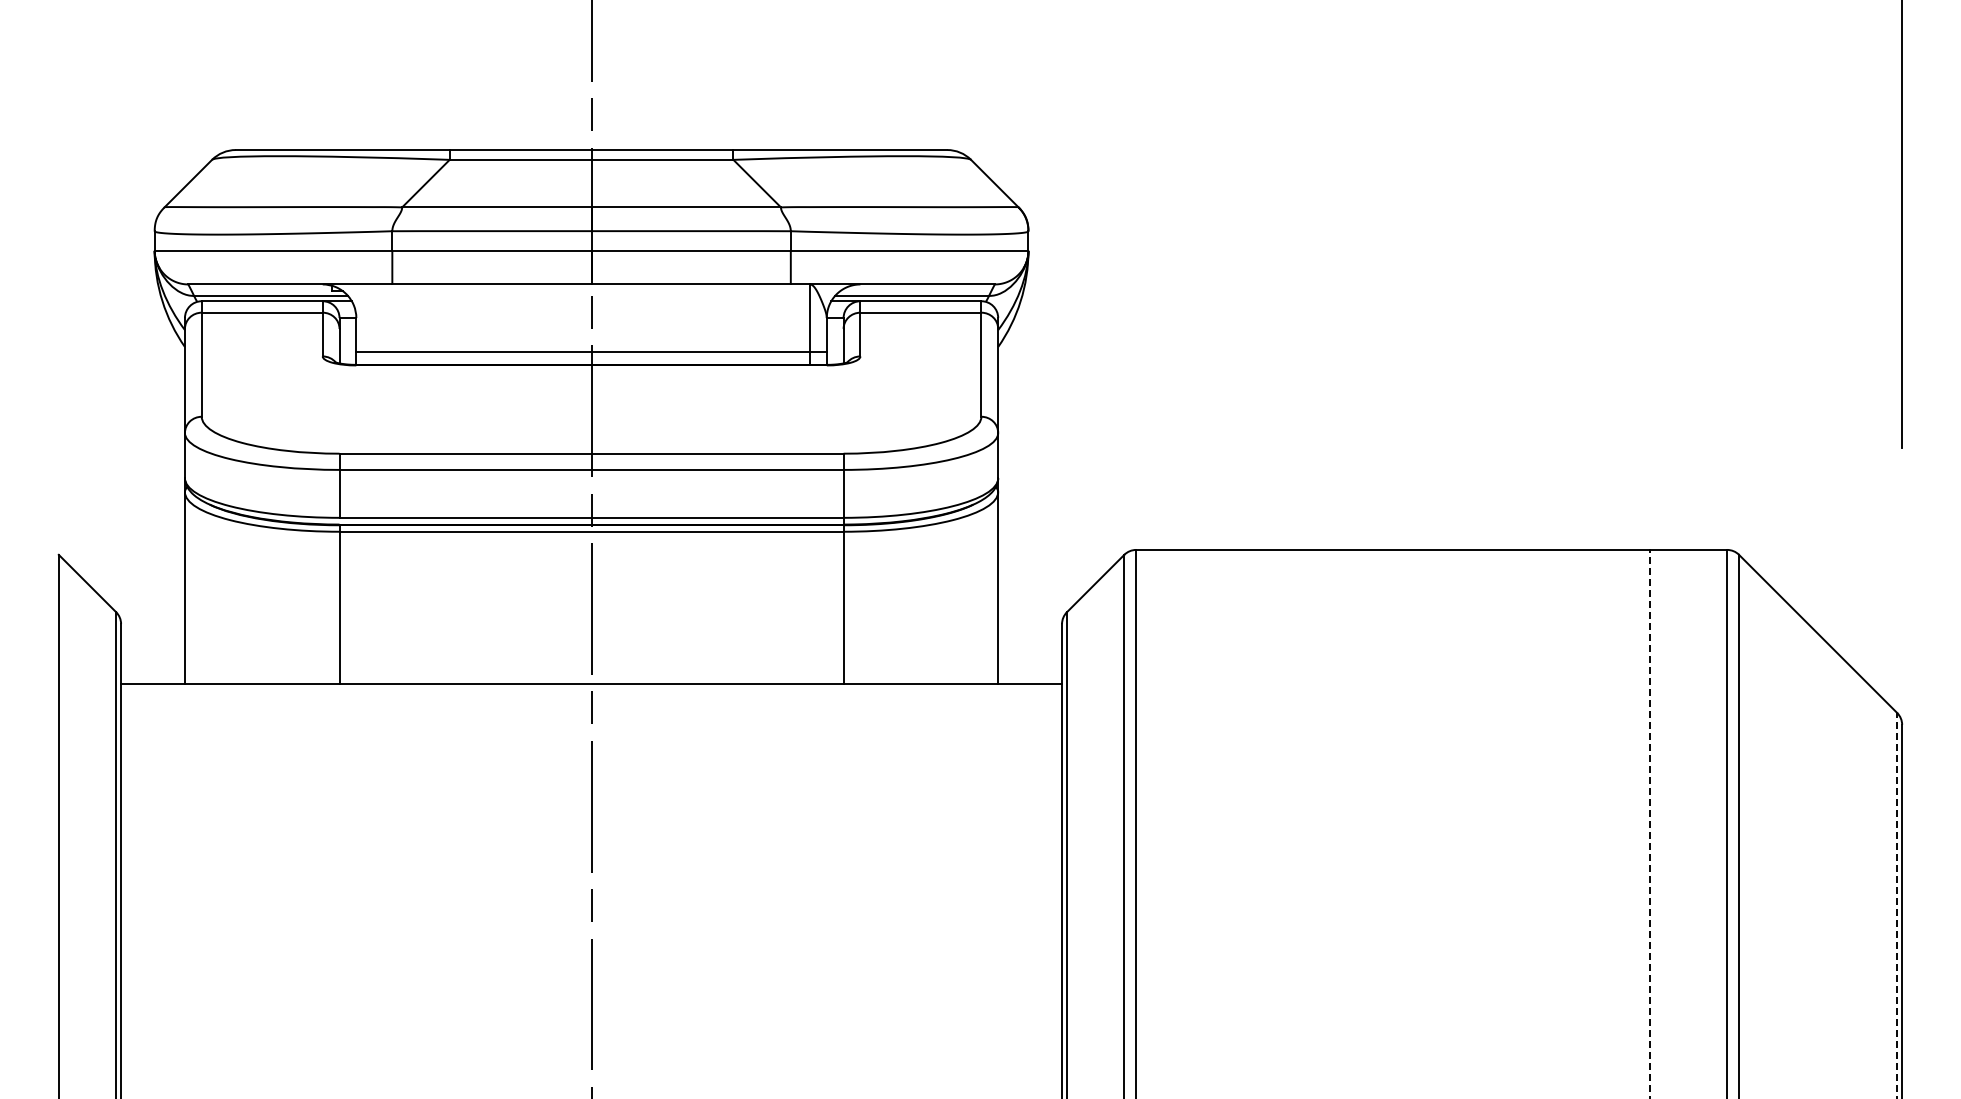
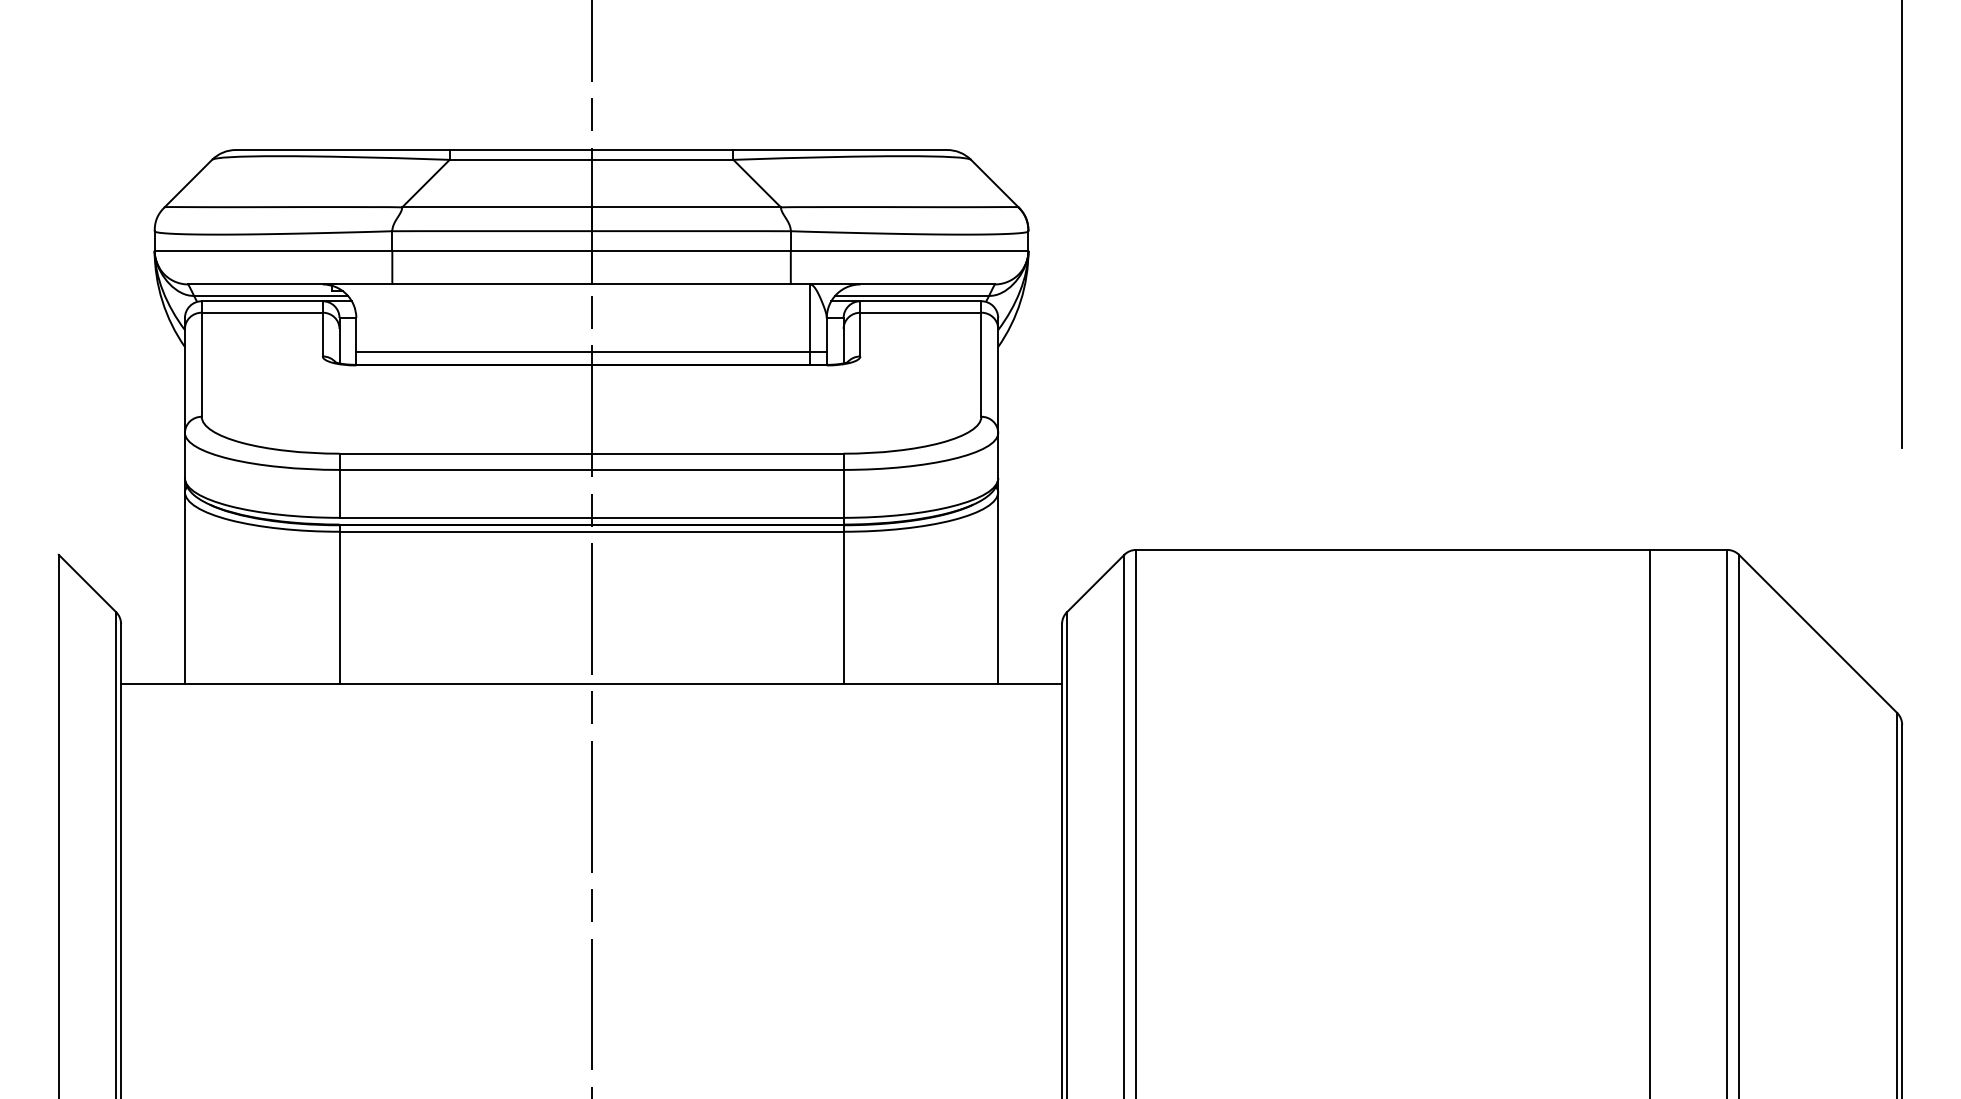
line: dashed -> solid (1650, 823)
line: dashed -> solid (1897, 905)
